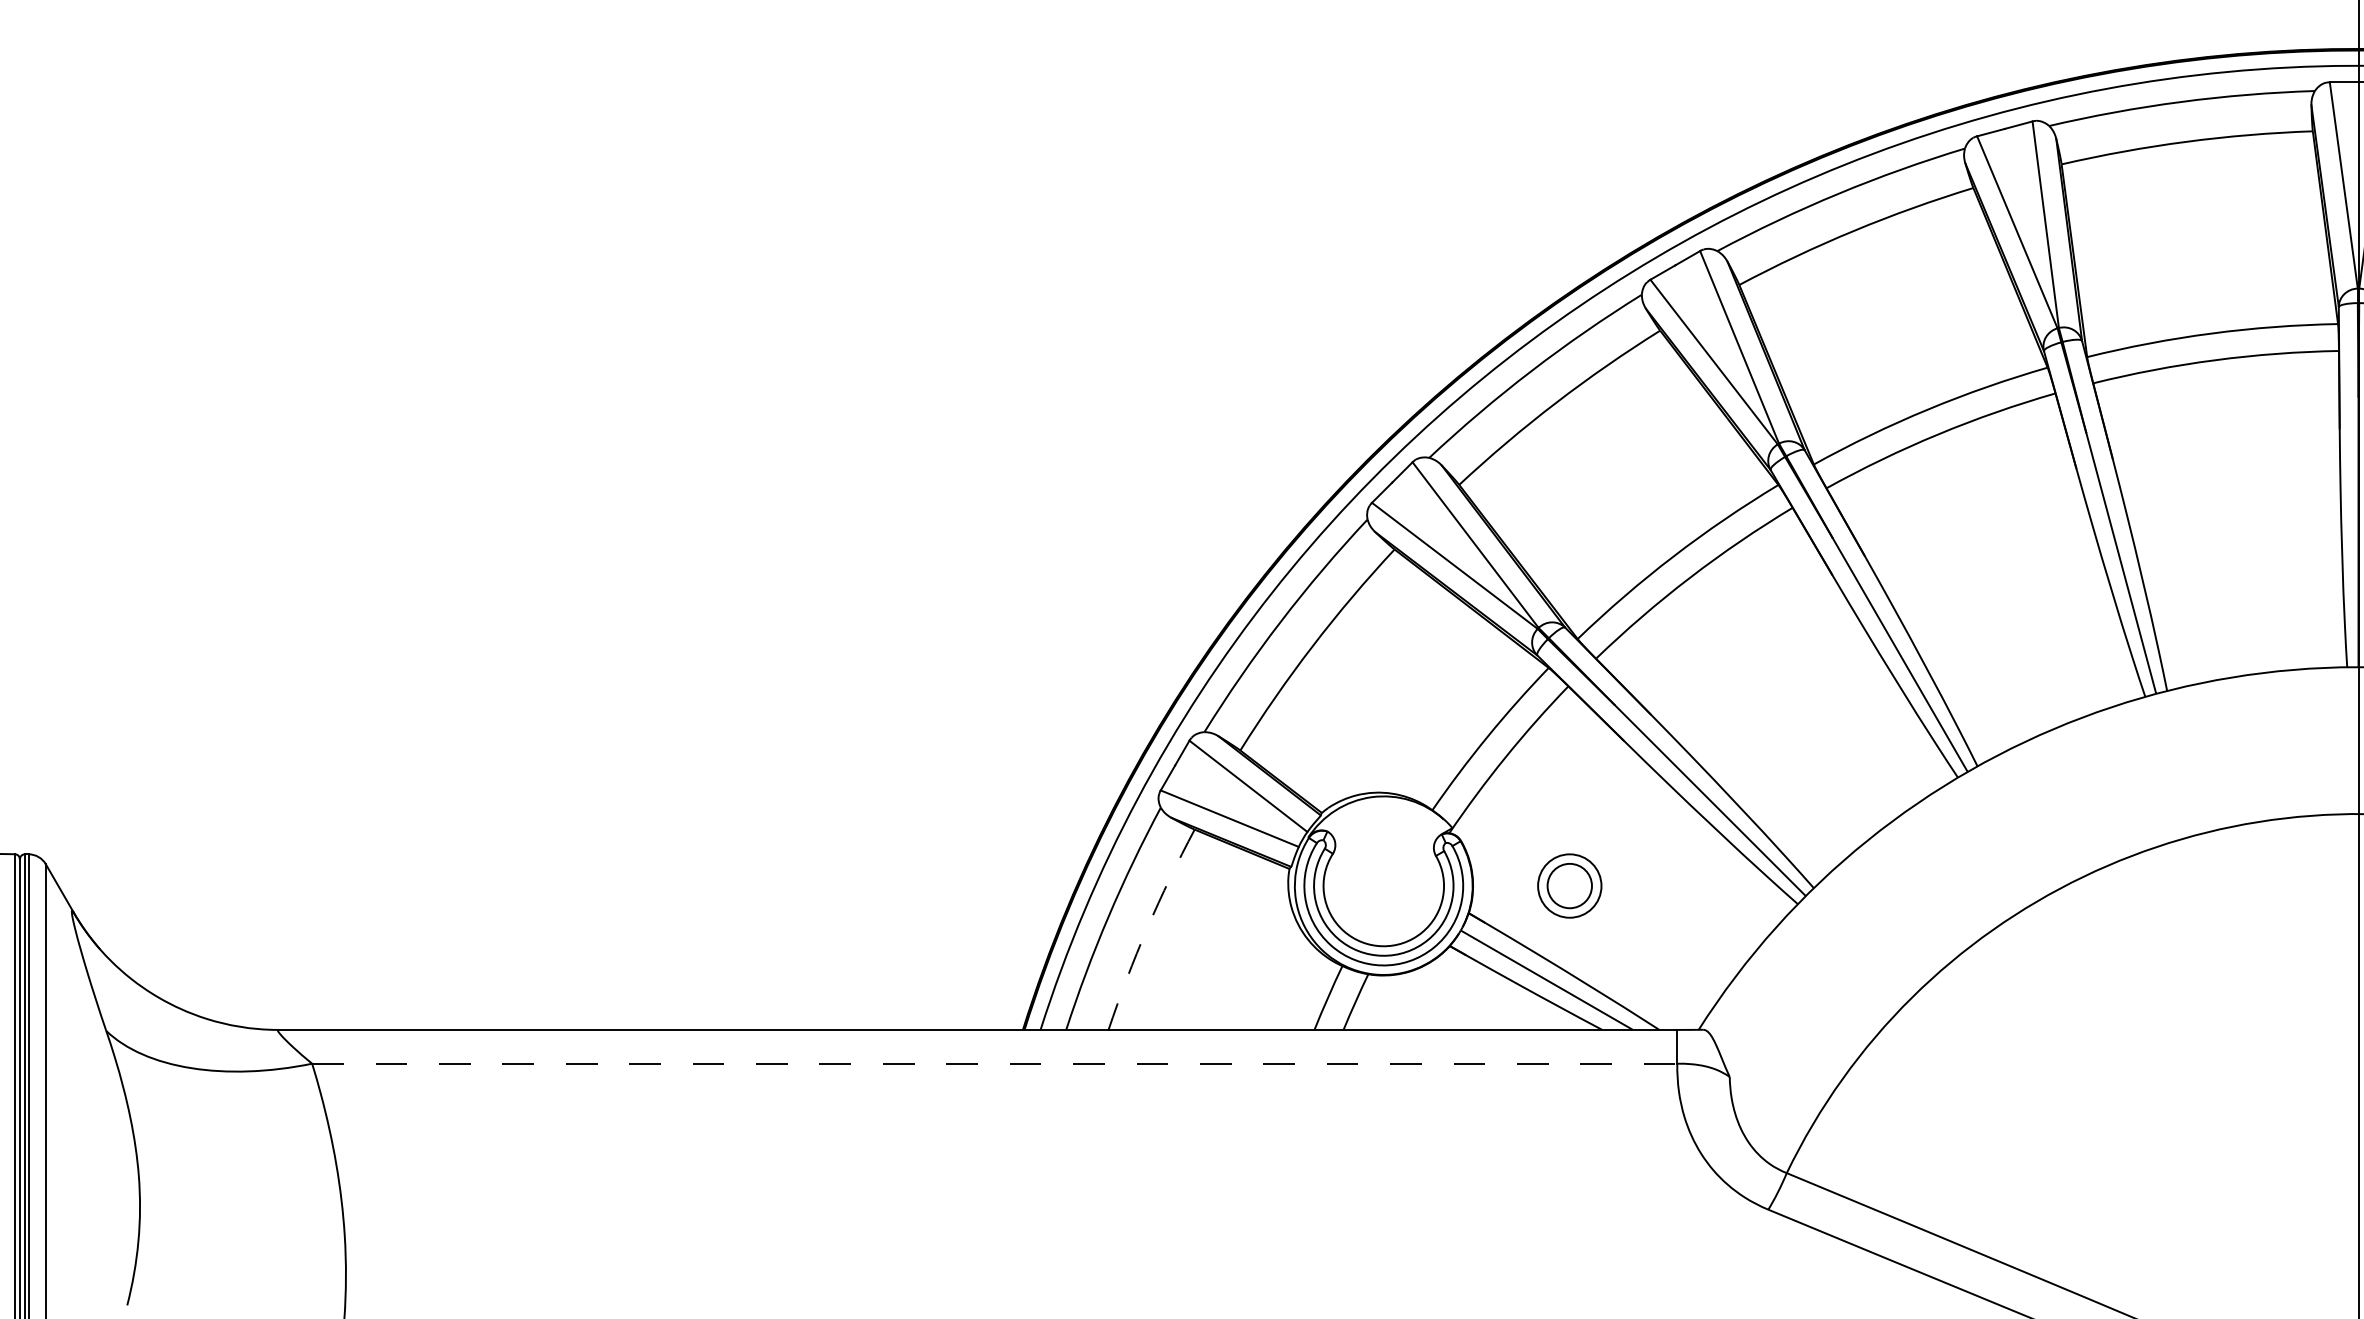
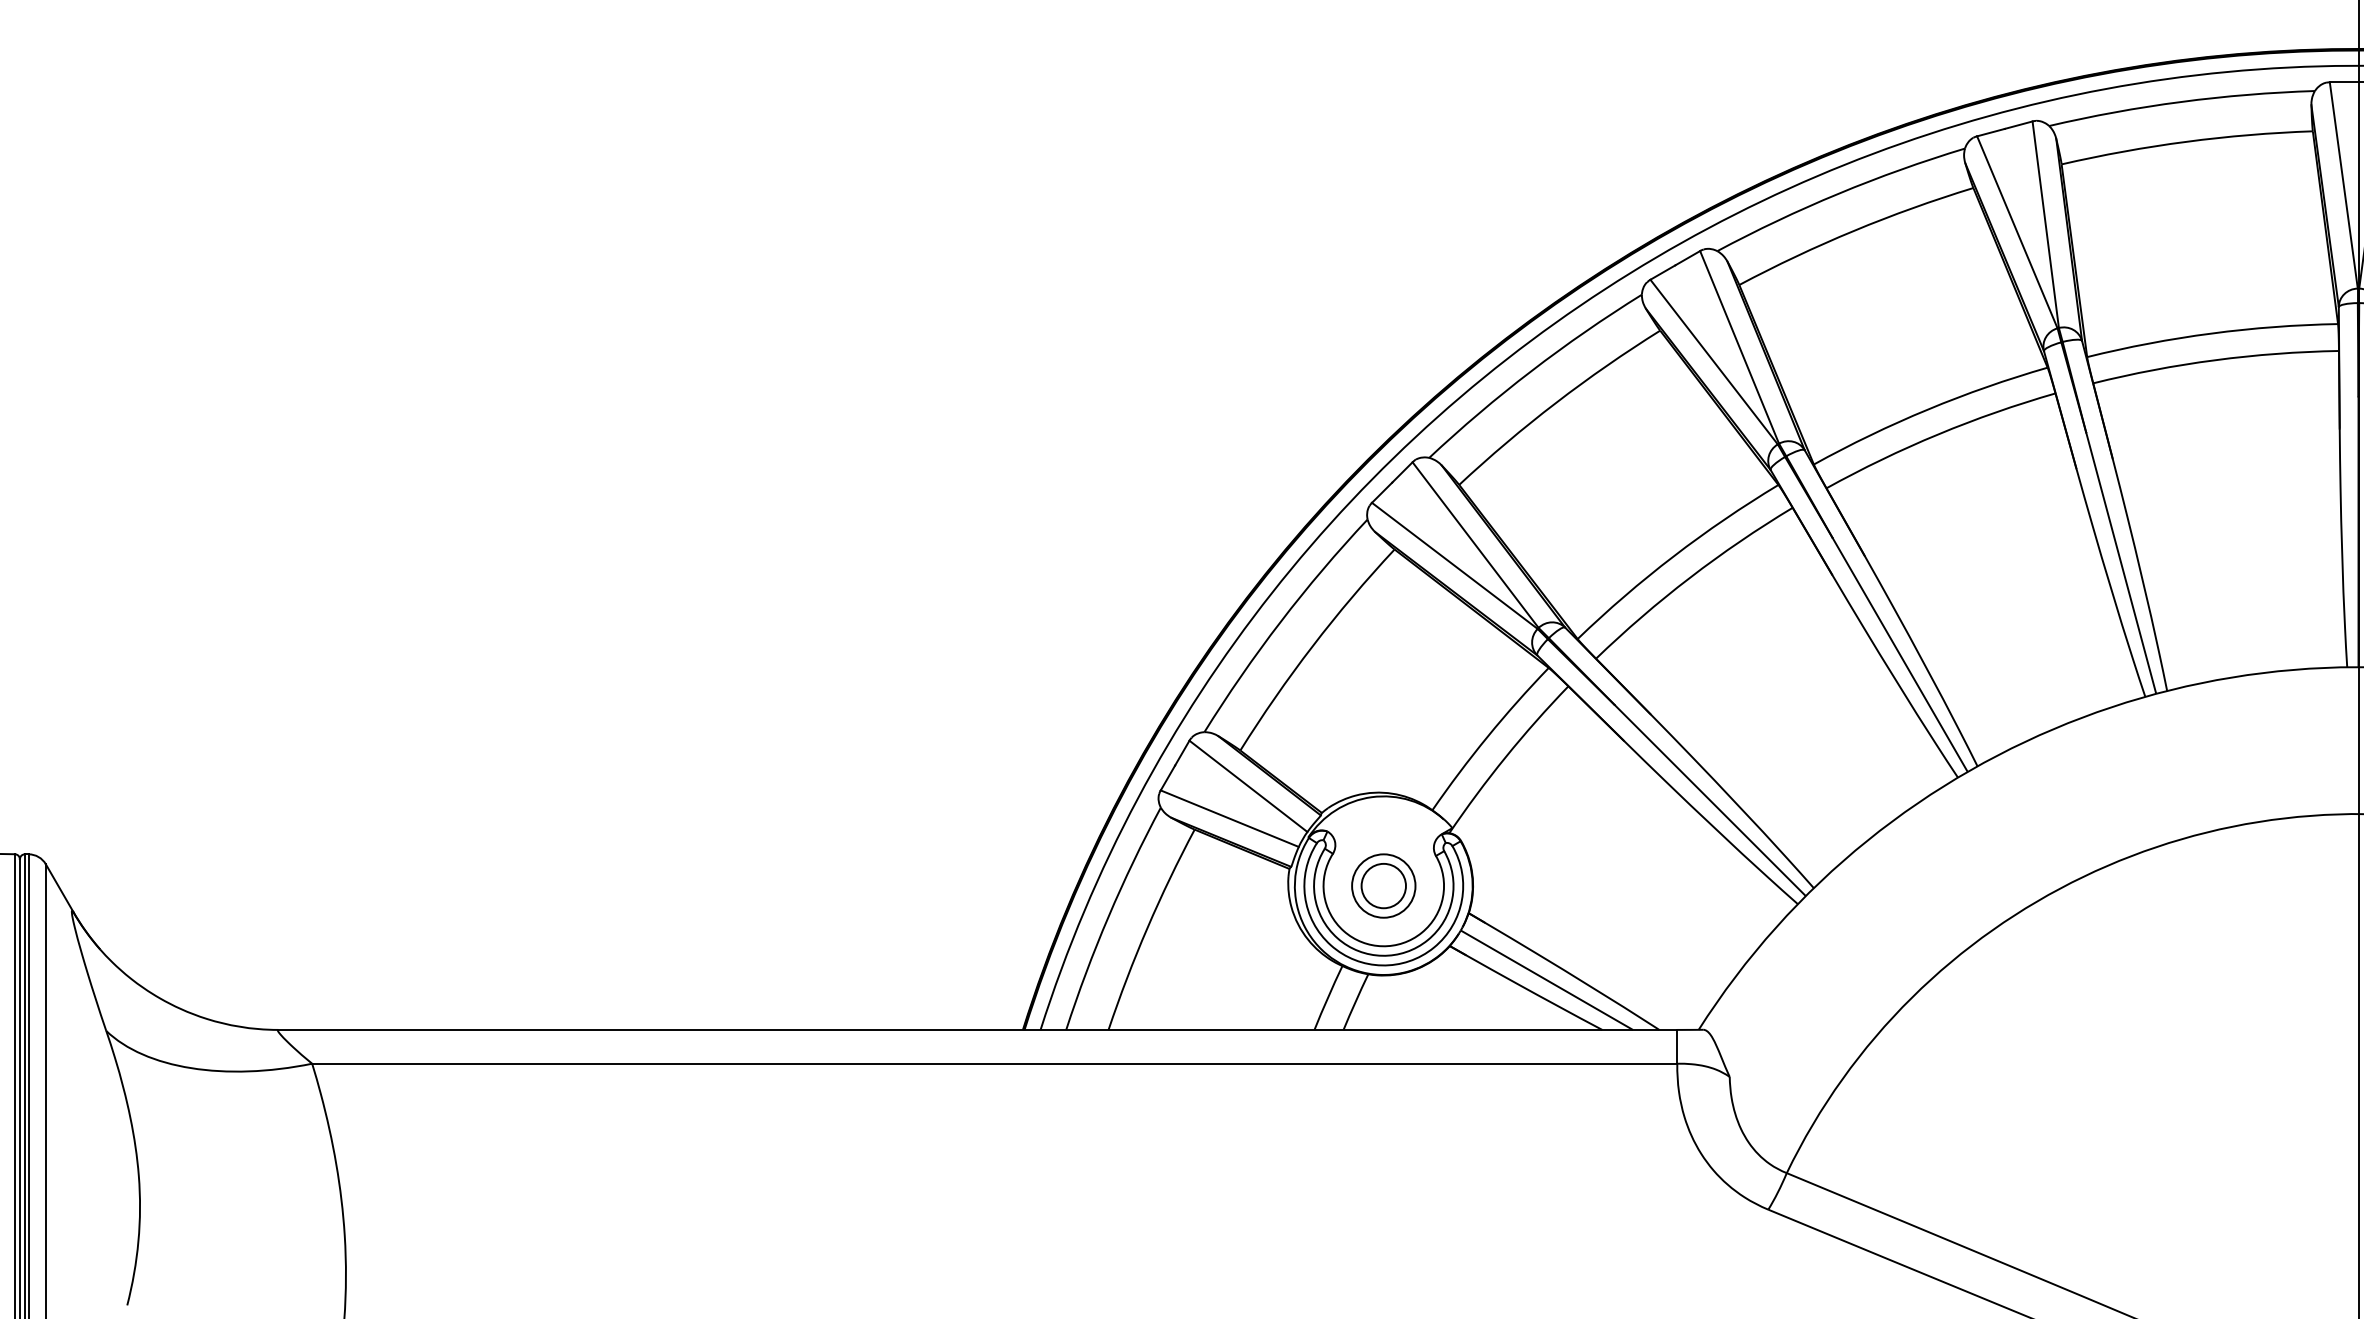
part position: (1569, 885) -> (1383, 885) (1383, 885)
arc: dashed -> solid (1147, 927)
line: dashed -> solid (994, 1063)
